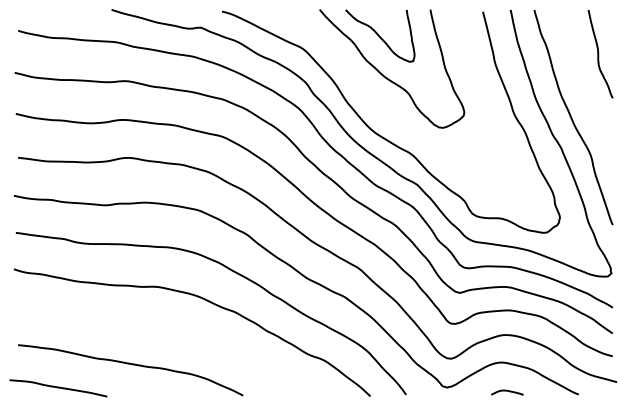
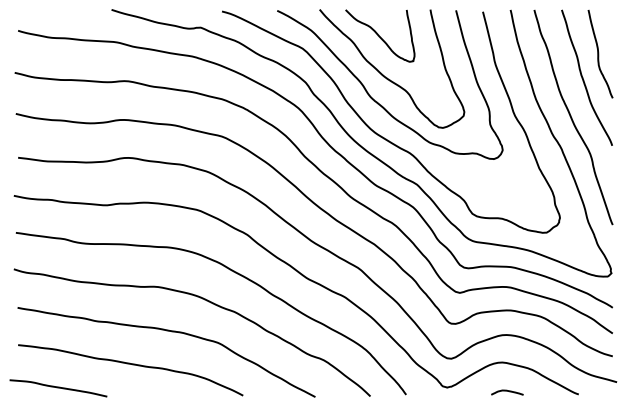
curve: none -> present (583, 77)
curve: none -> present (377, 101)
curve: none -> present (171, 332)
